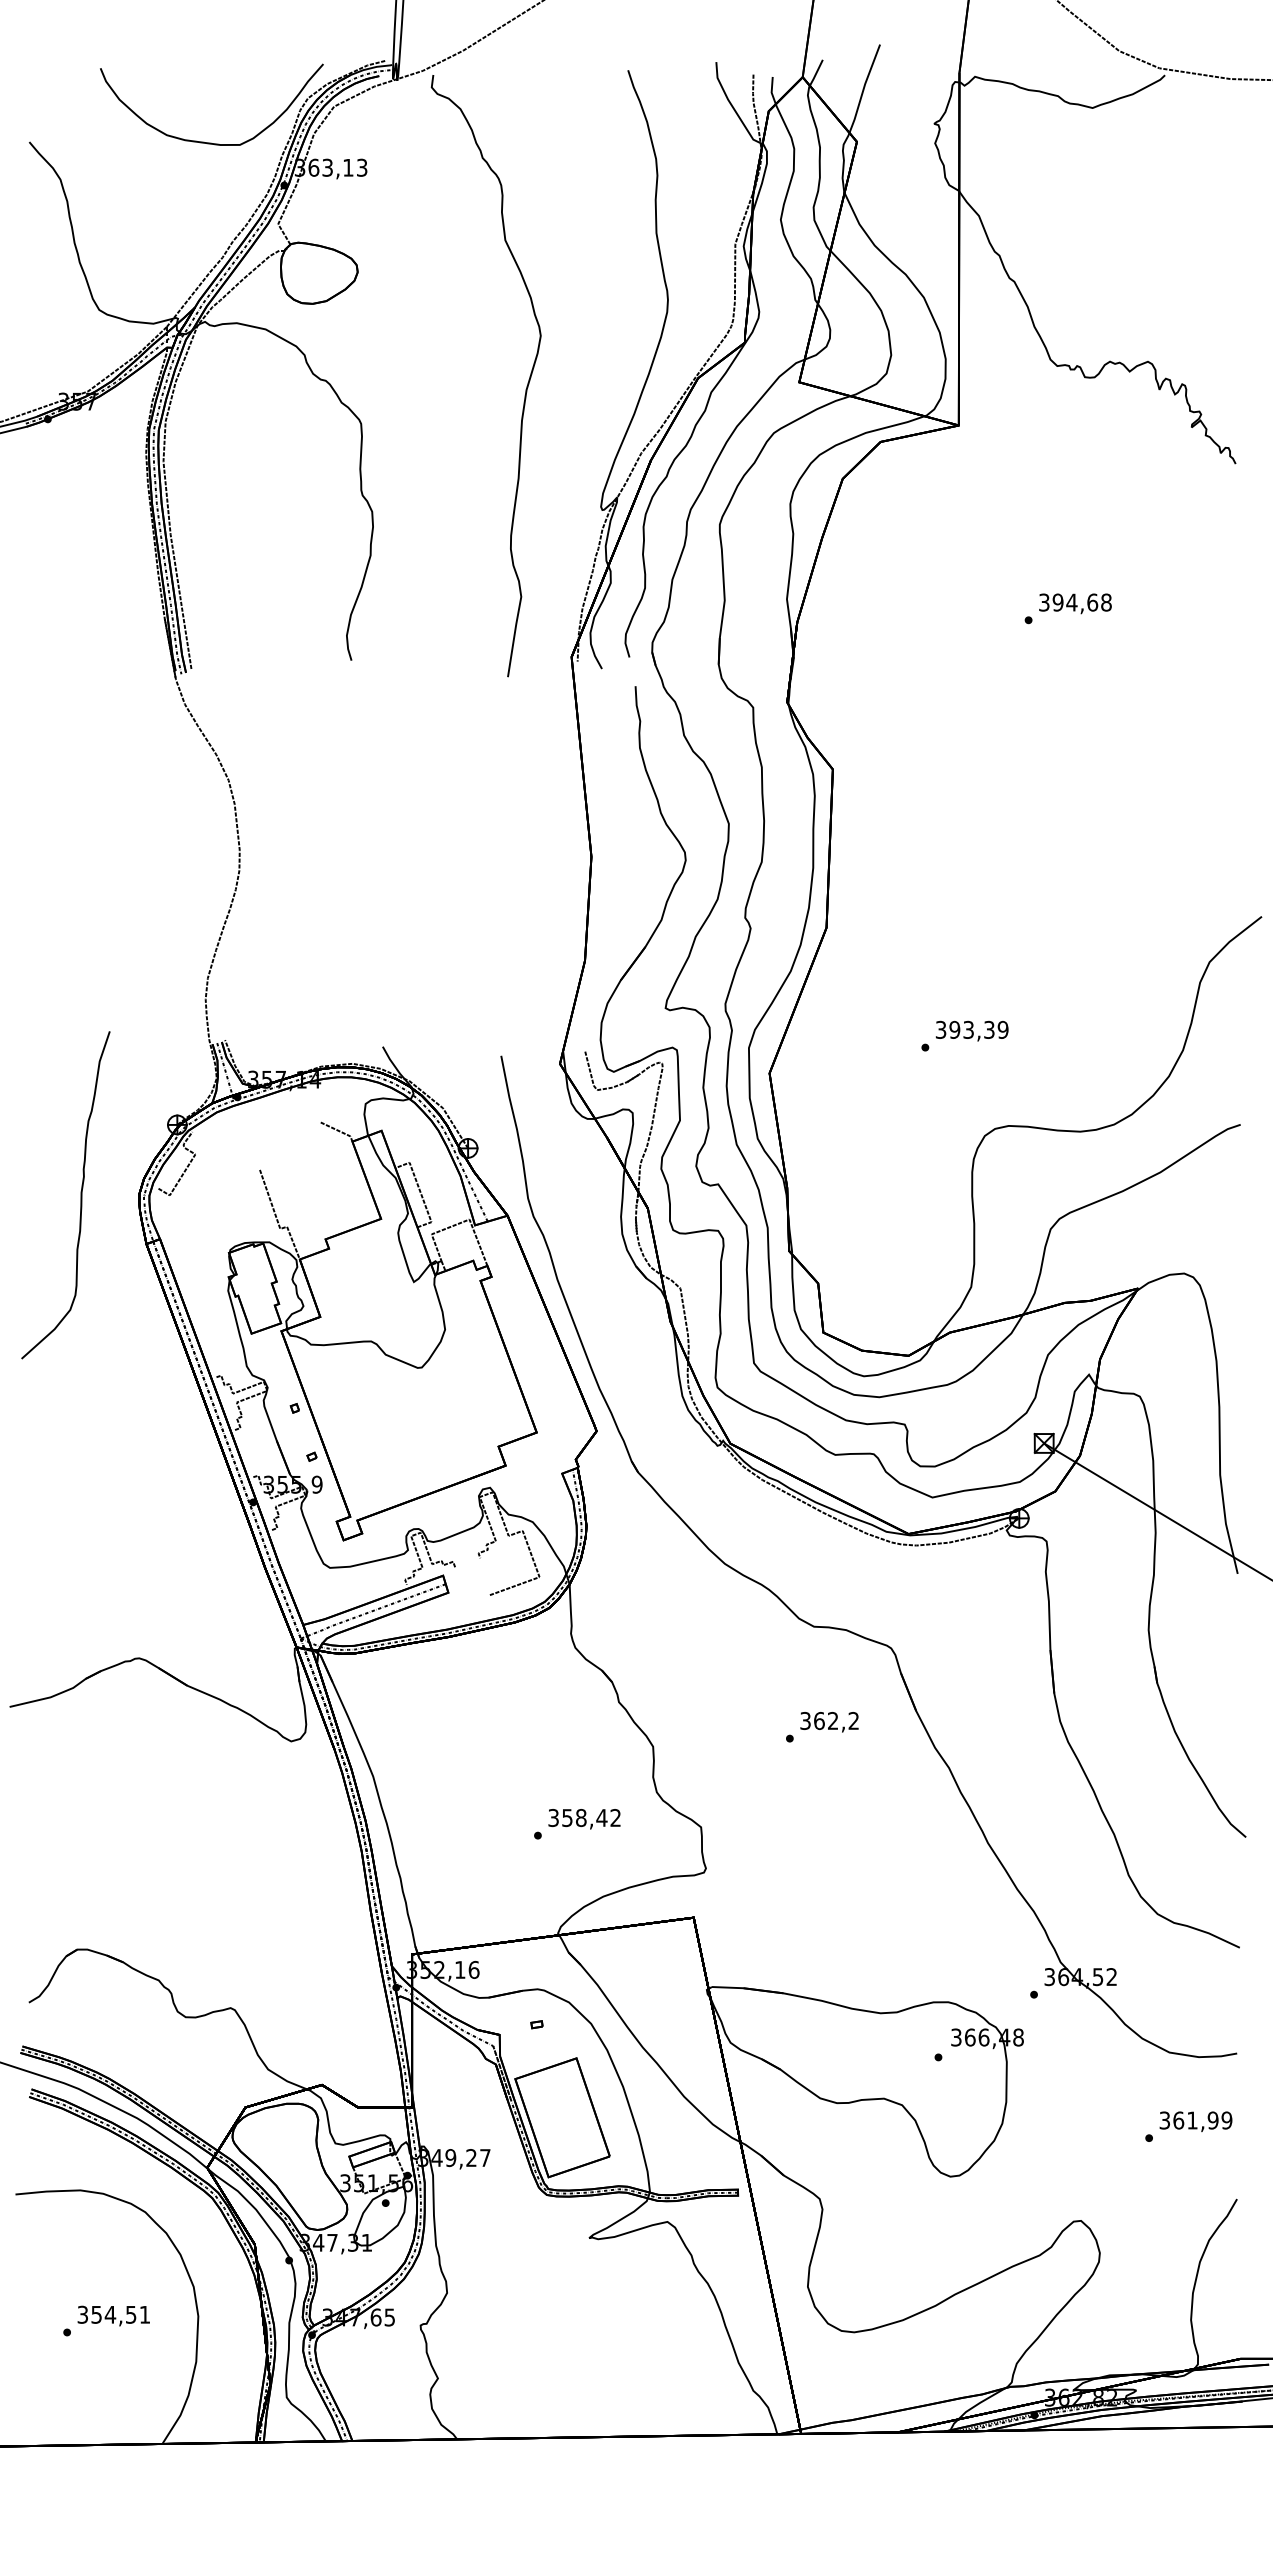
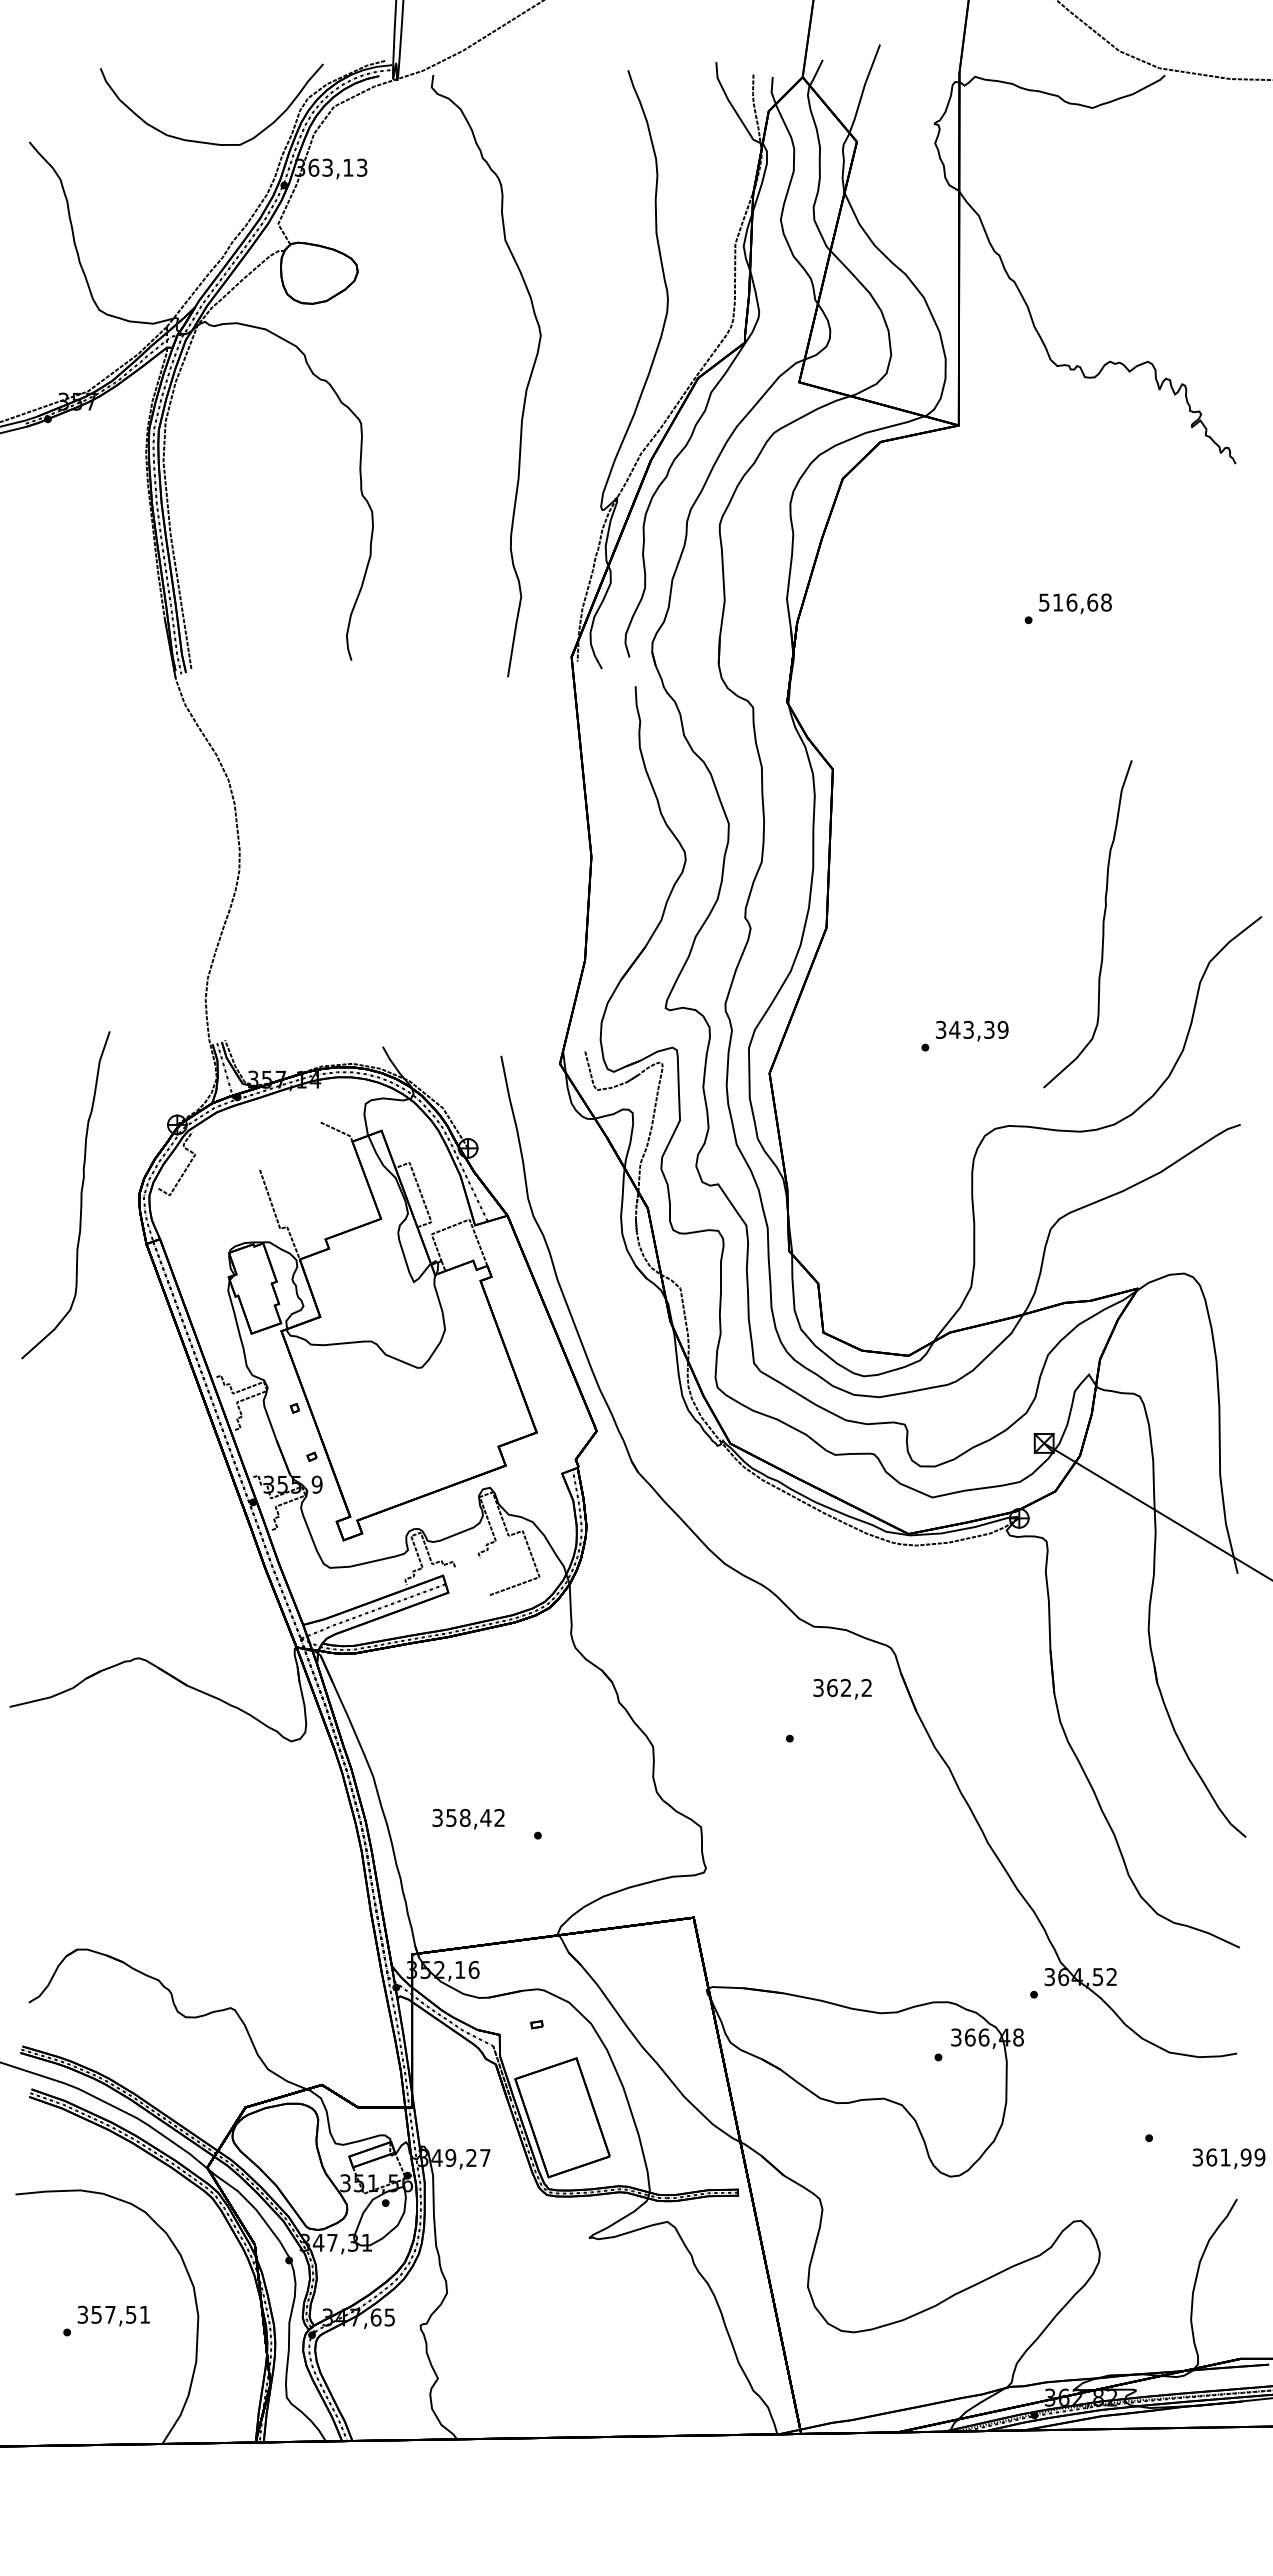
text: 394,68 -> 516,68 (1058, 602)
curve: none -> present (1102, 924)
text: 393,39 -> 343,39 (954, 1029)
text position: (829, 1722) -> (842, 1689) (842, 1689)
text position: (584, 1819) -> (468, 1819) (468, 1819)
text position: (1195, 2121) -> (1228, 2158) (1228, 2158)
text: 354,51 -> 357,51 (110, 2314)
